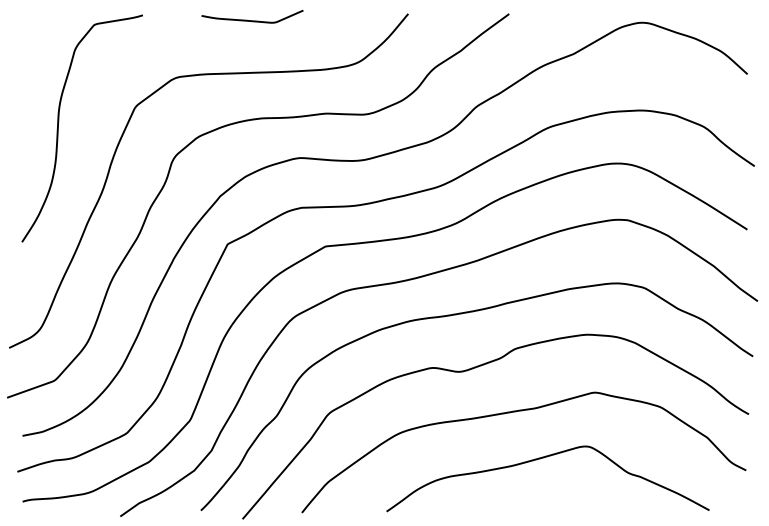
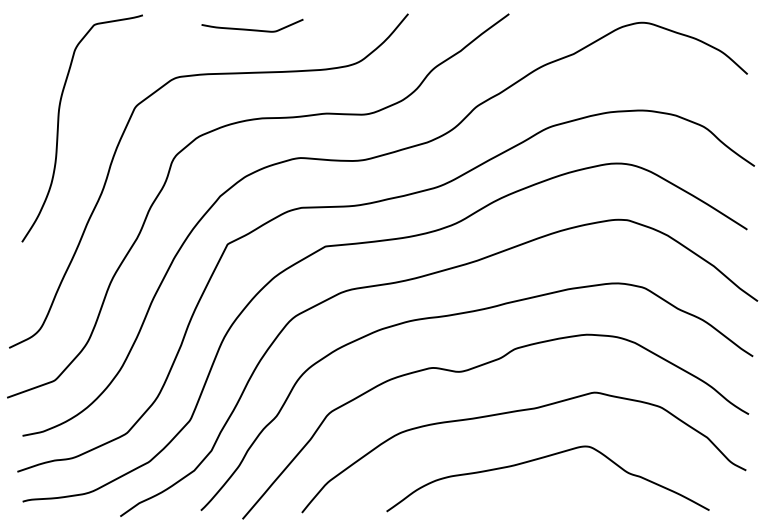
curve position: (252, 20) -> (252, 29) (252, 29)
